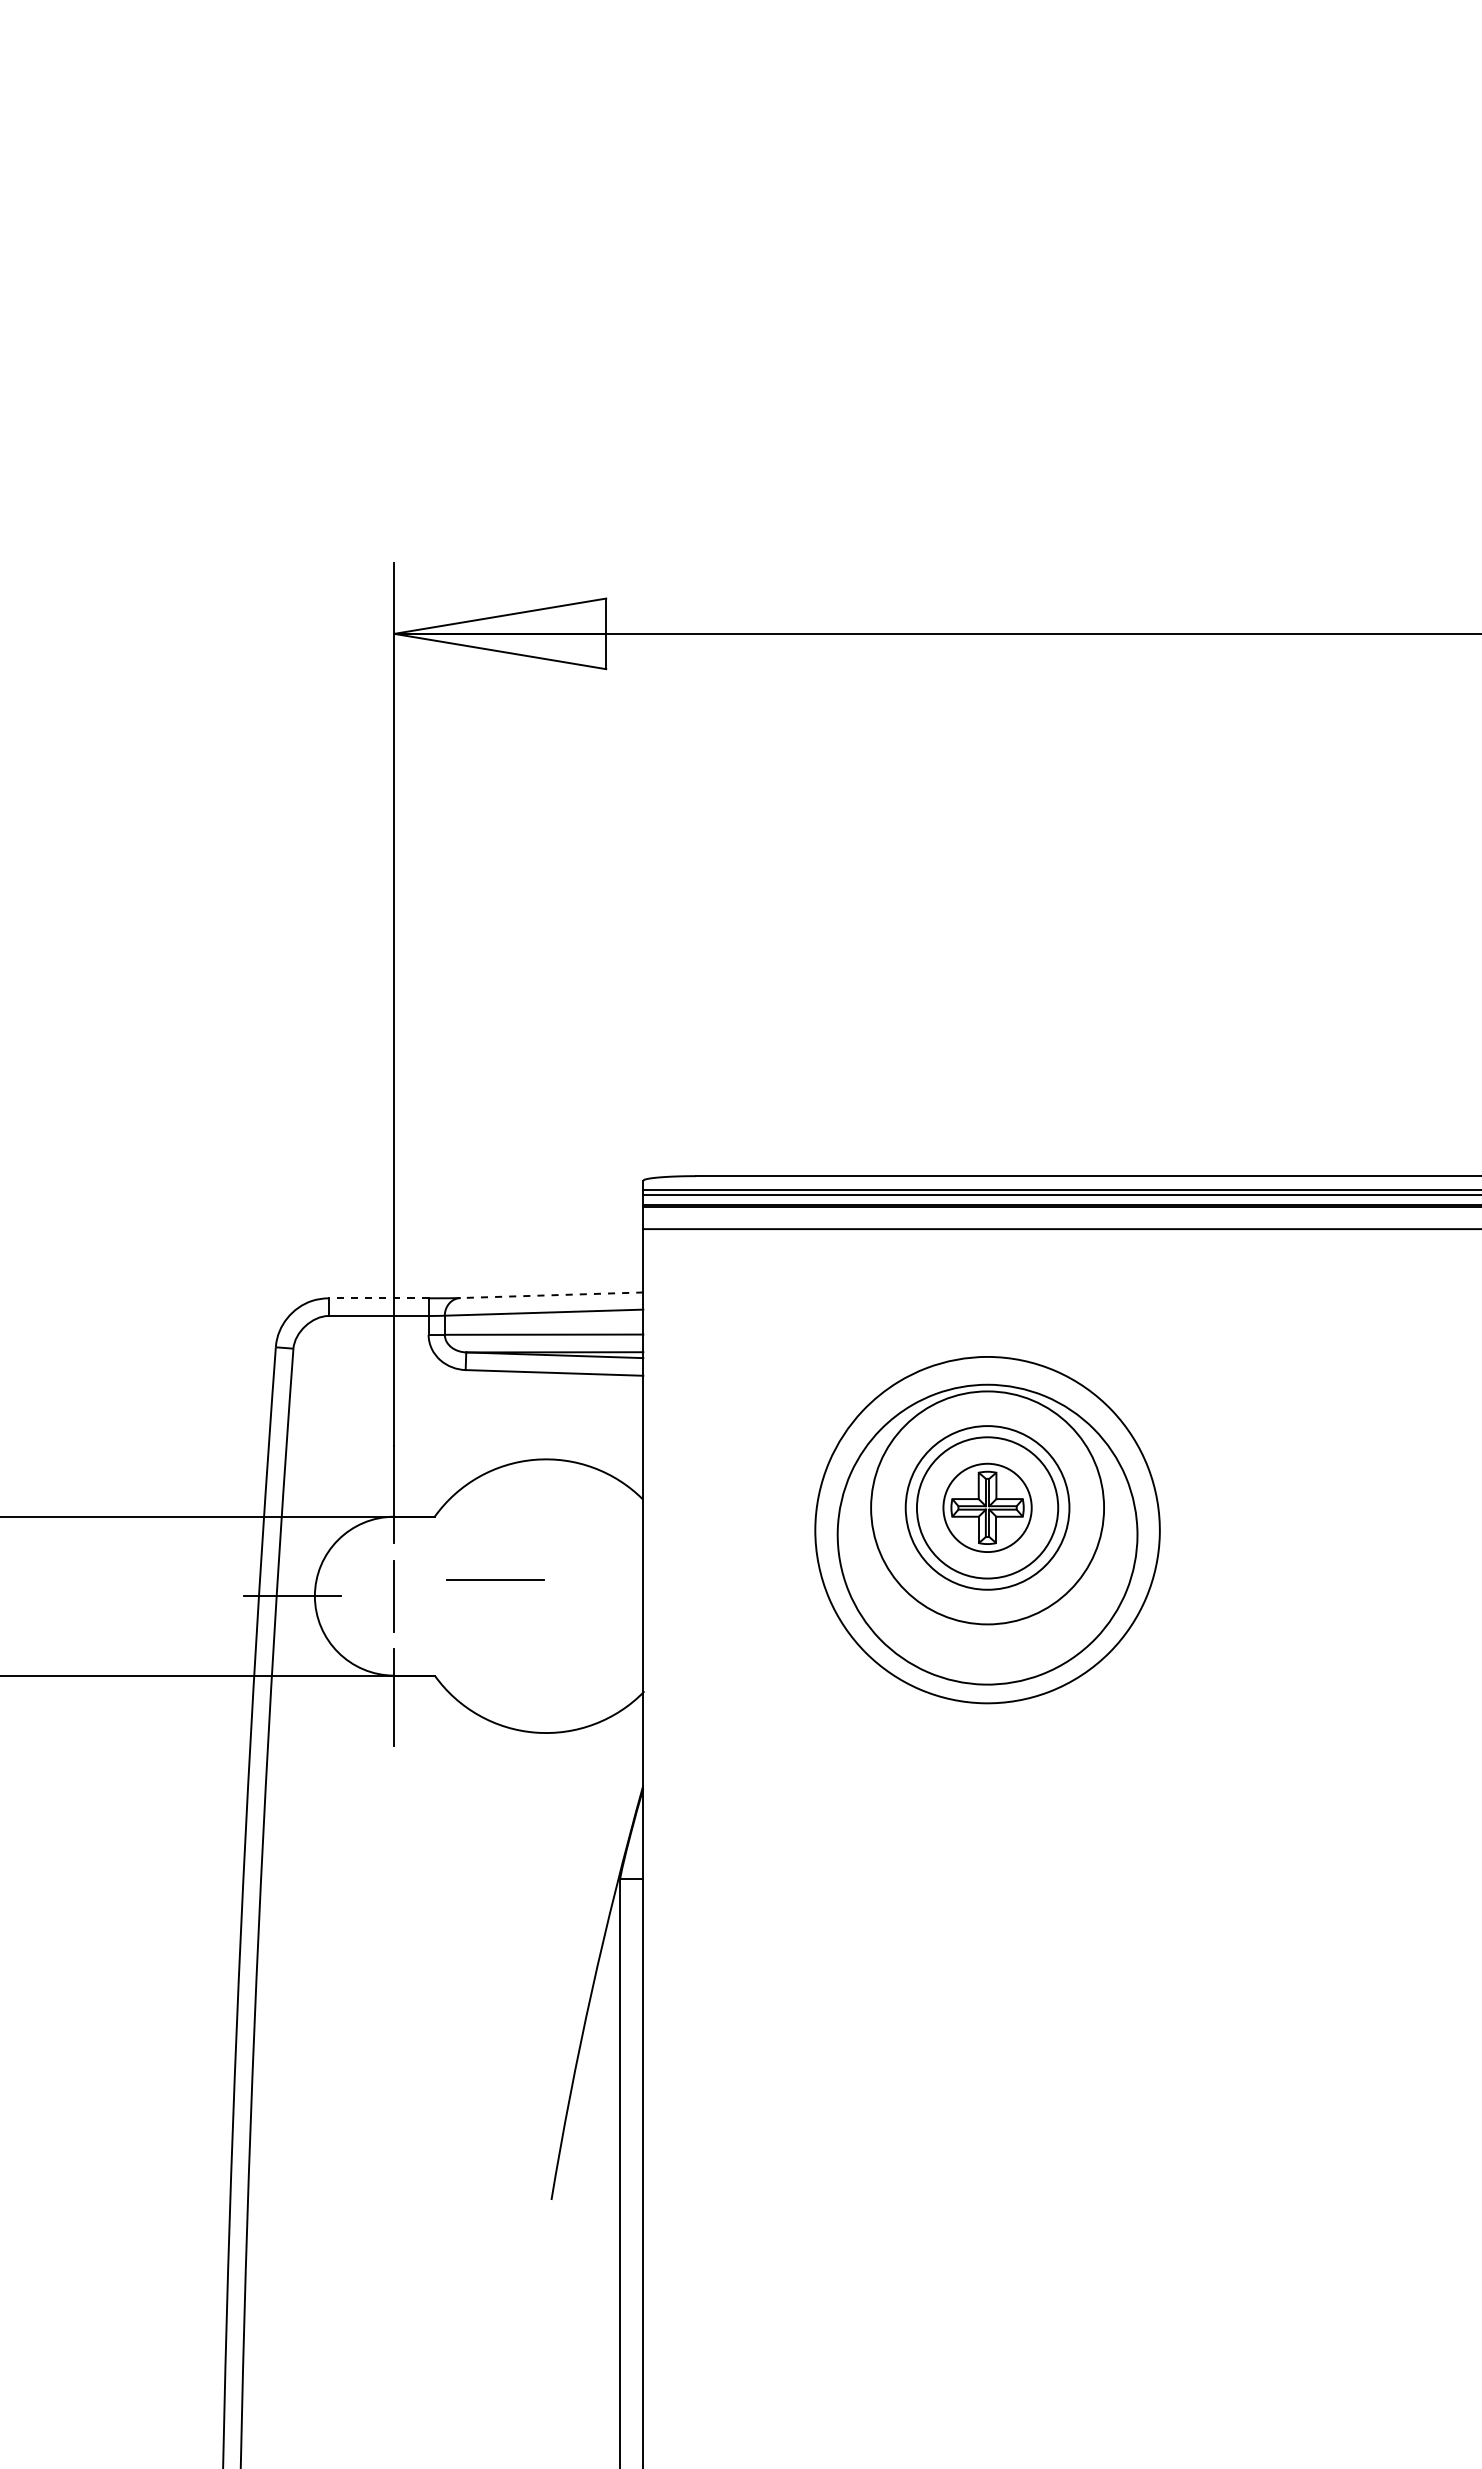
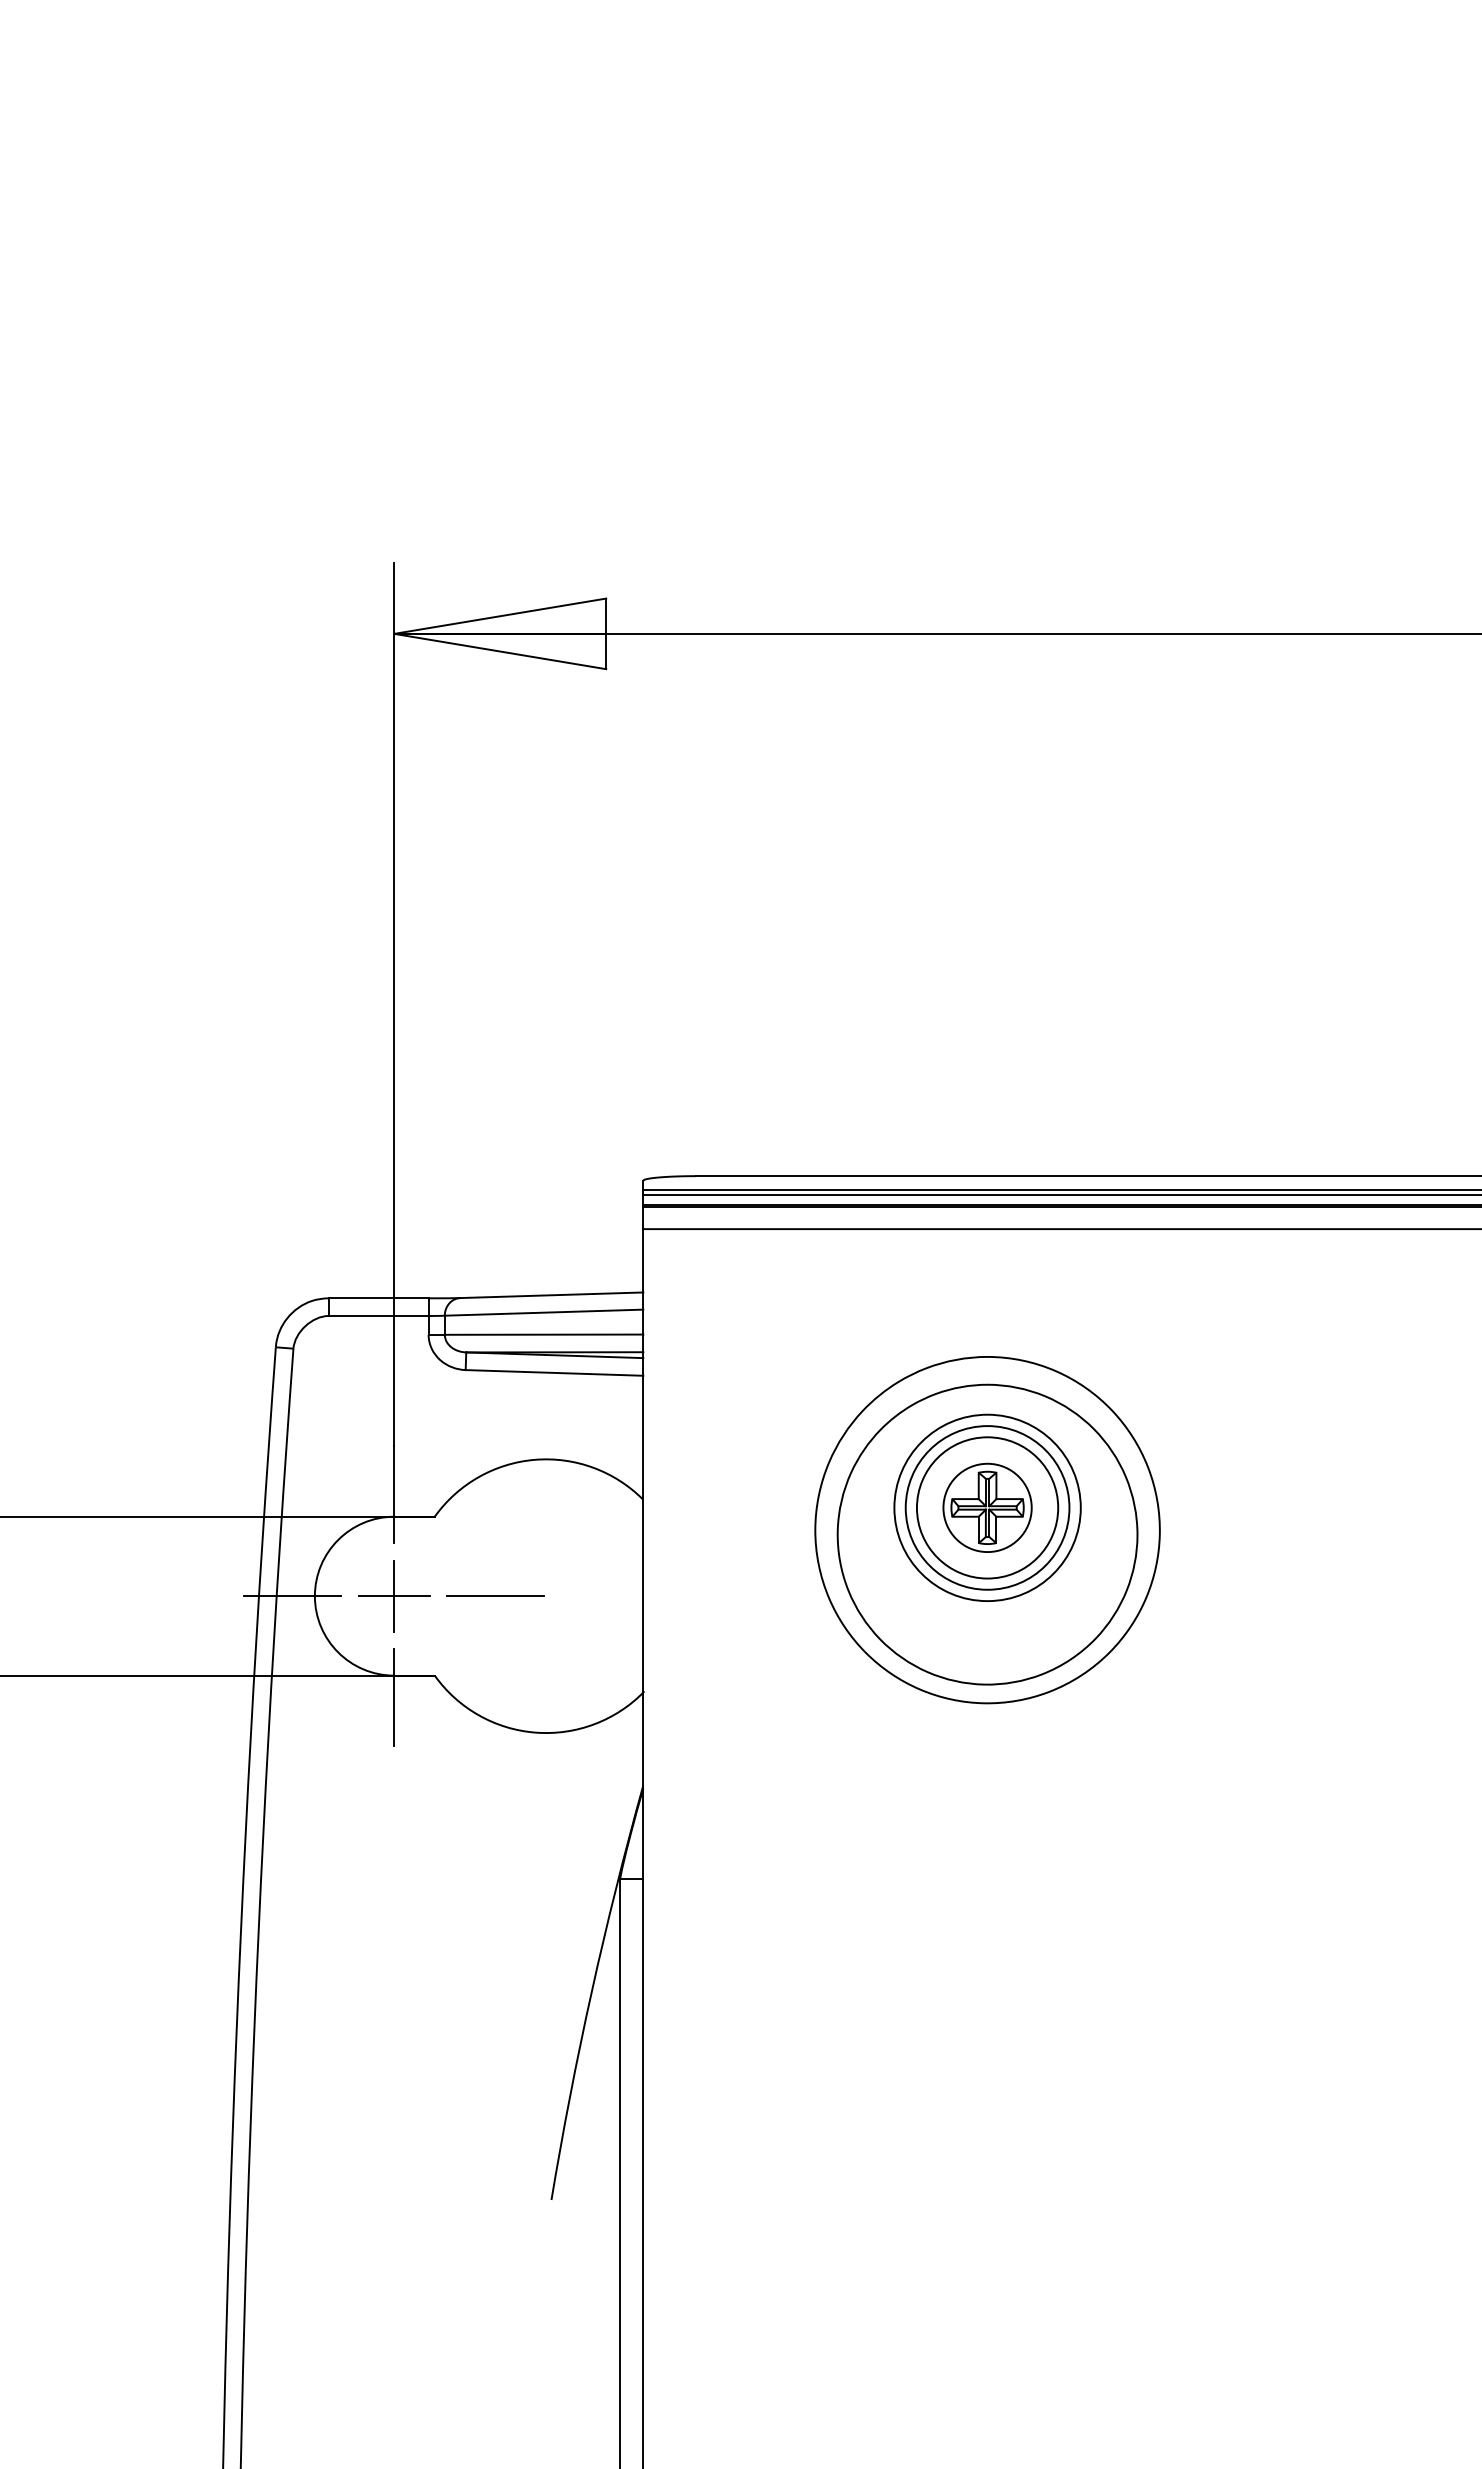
line: dashed -> solid (551, 1295)
line: dashed -> solid (378, 1298)
circle diameter: 233 px -> 186 px (987, 1507)
line position: (495, 1579) -> (495, 1595) (495, 1595)
line: none -> present (394, 1596)
